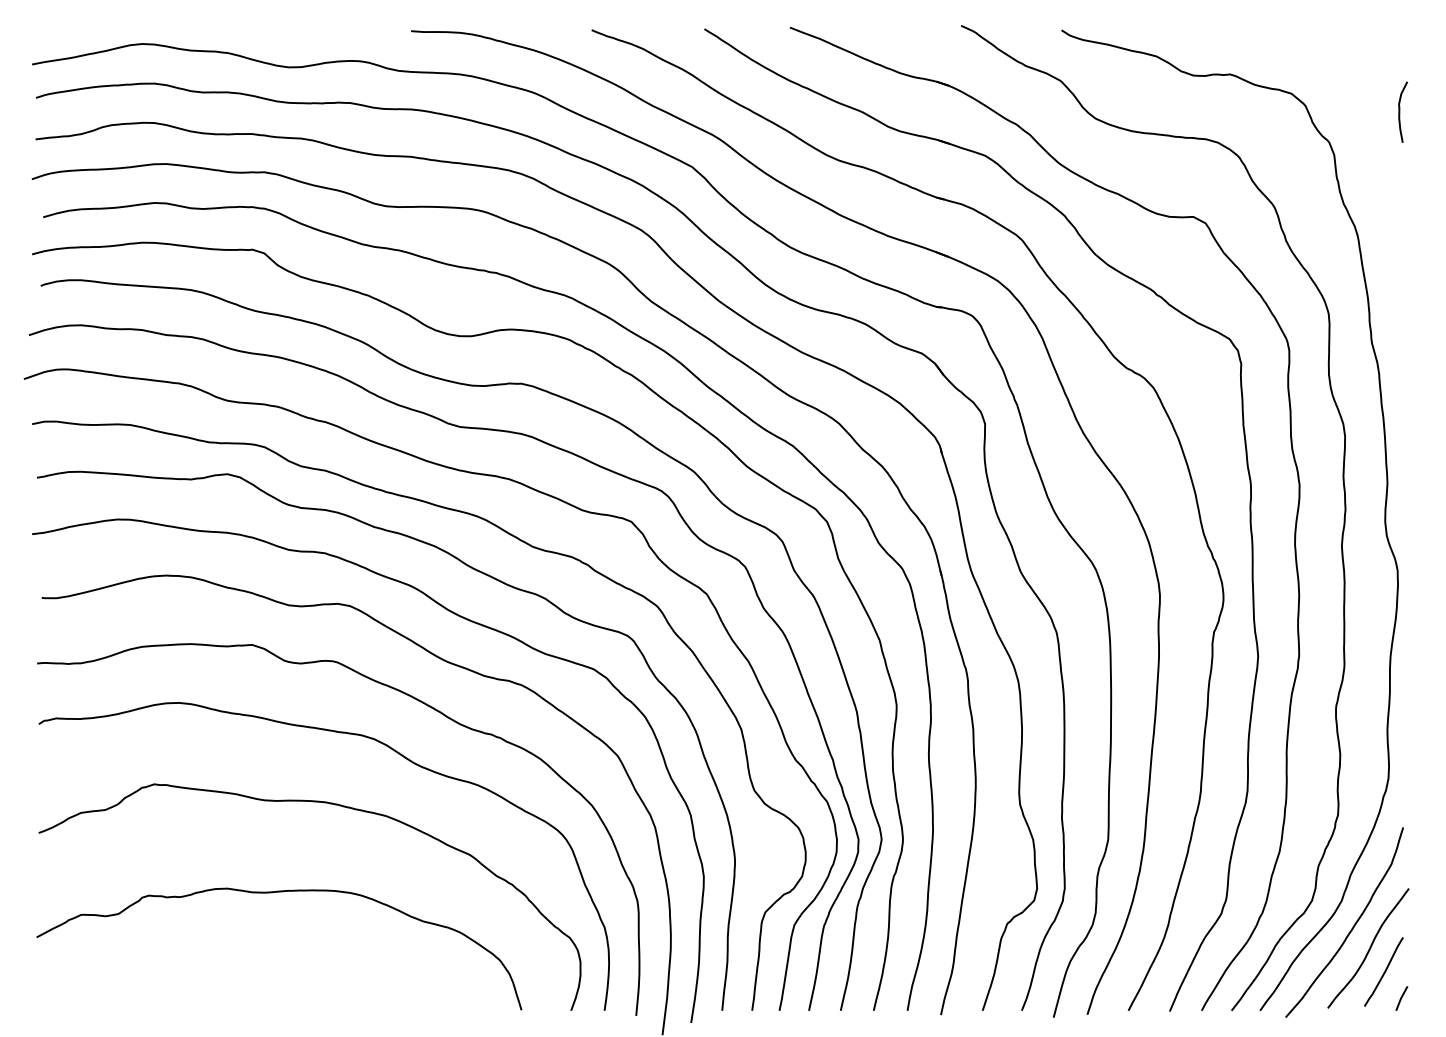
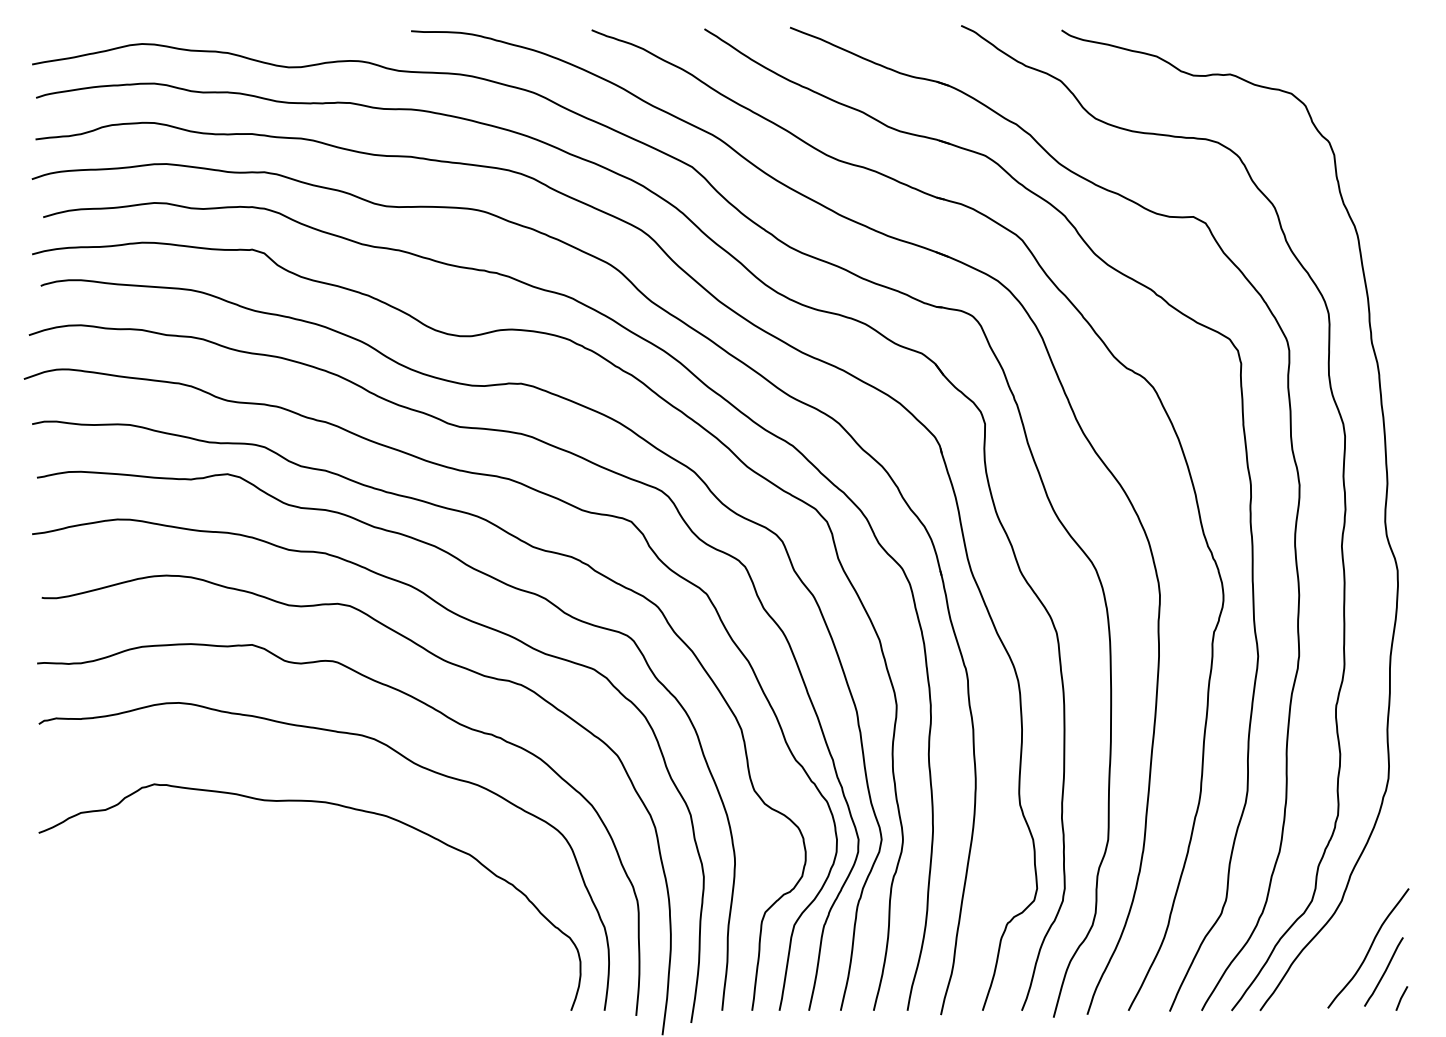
curve: present -> none (1400, 111)
curve: present -> none (272, 893)
curve: present -> none (1352, 926)
